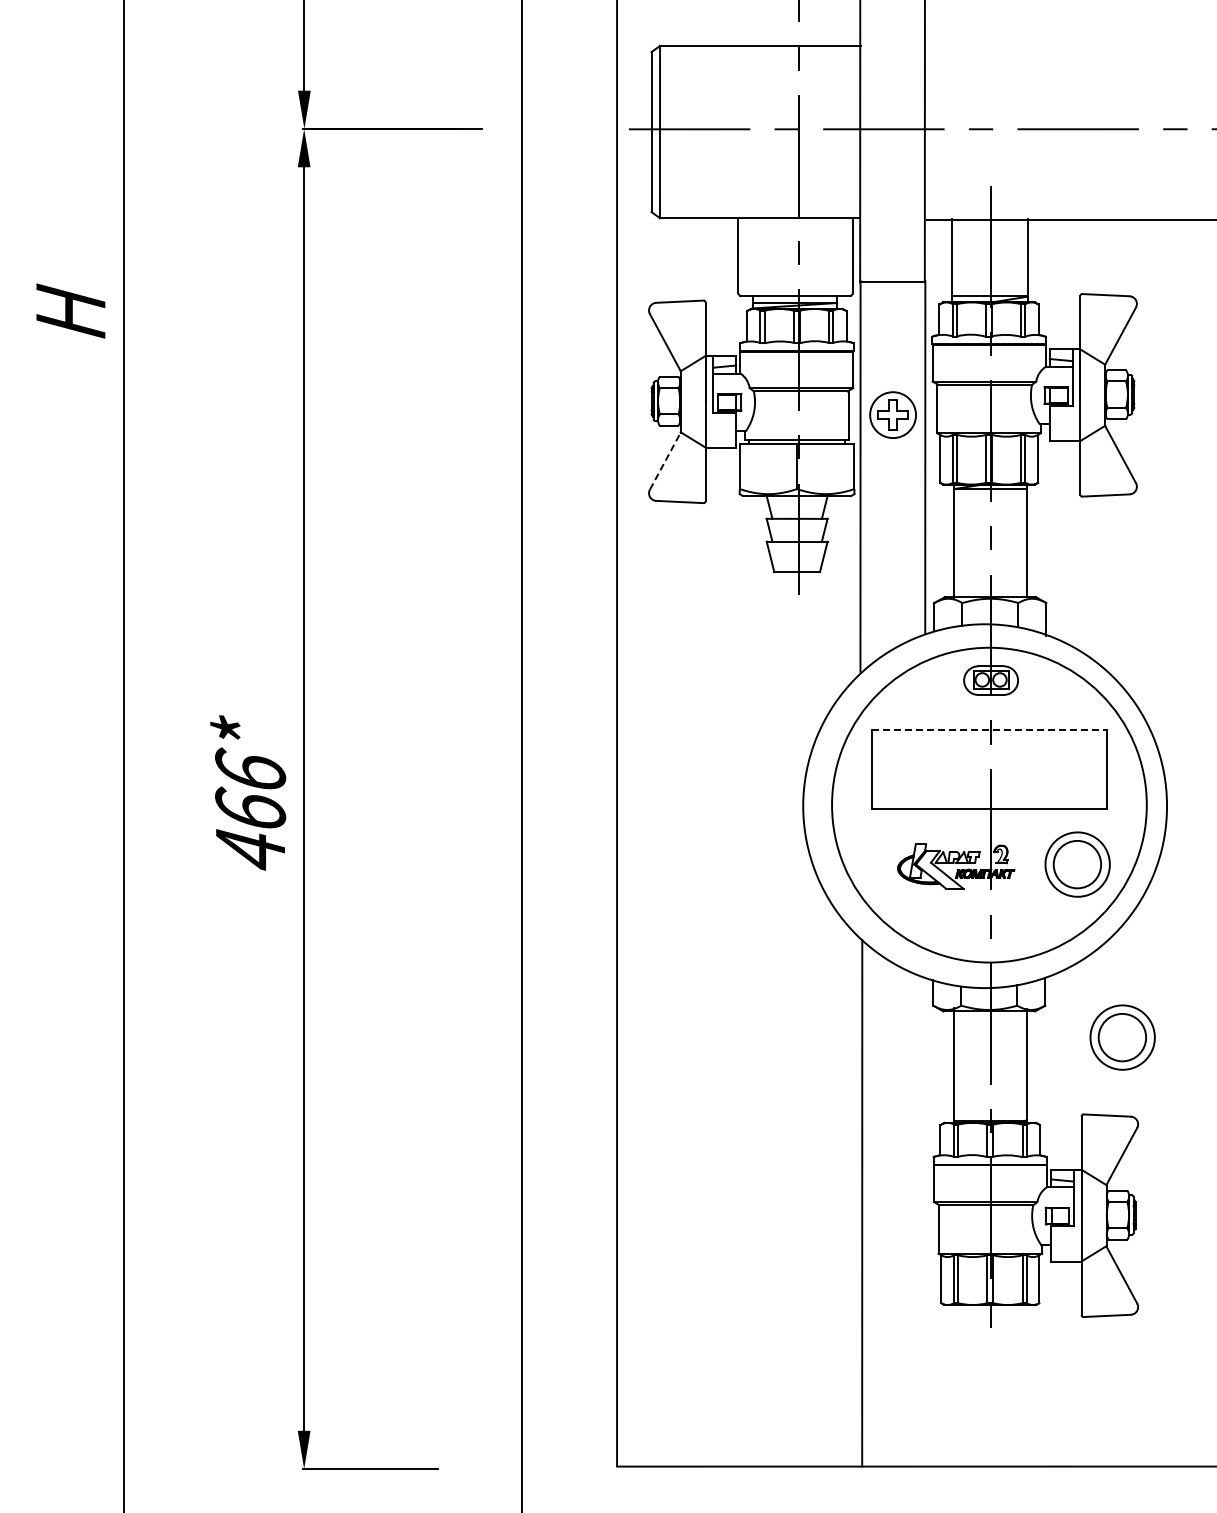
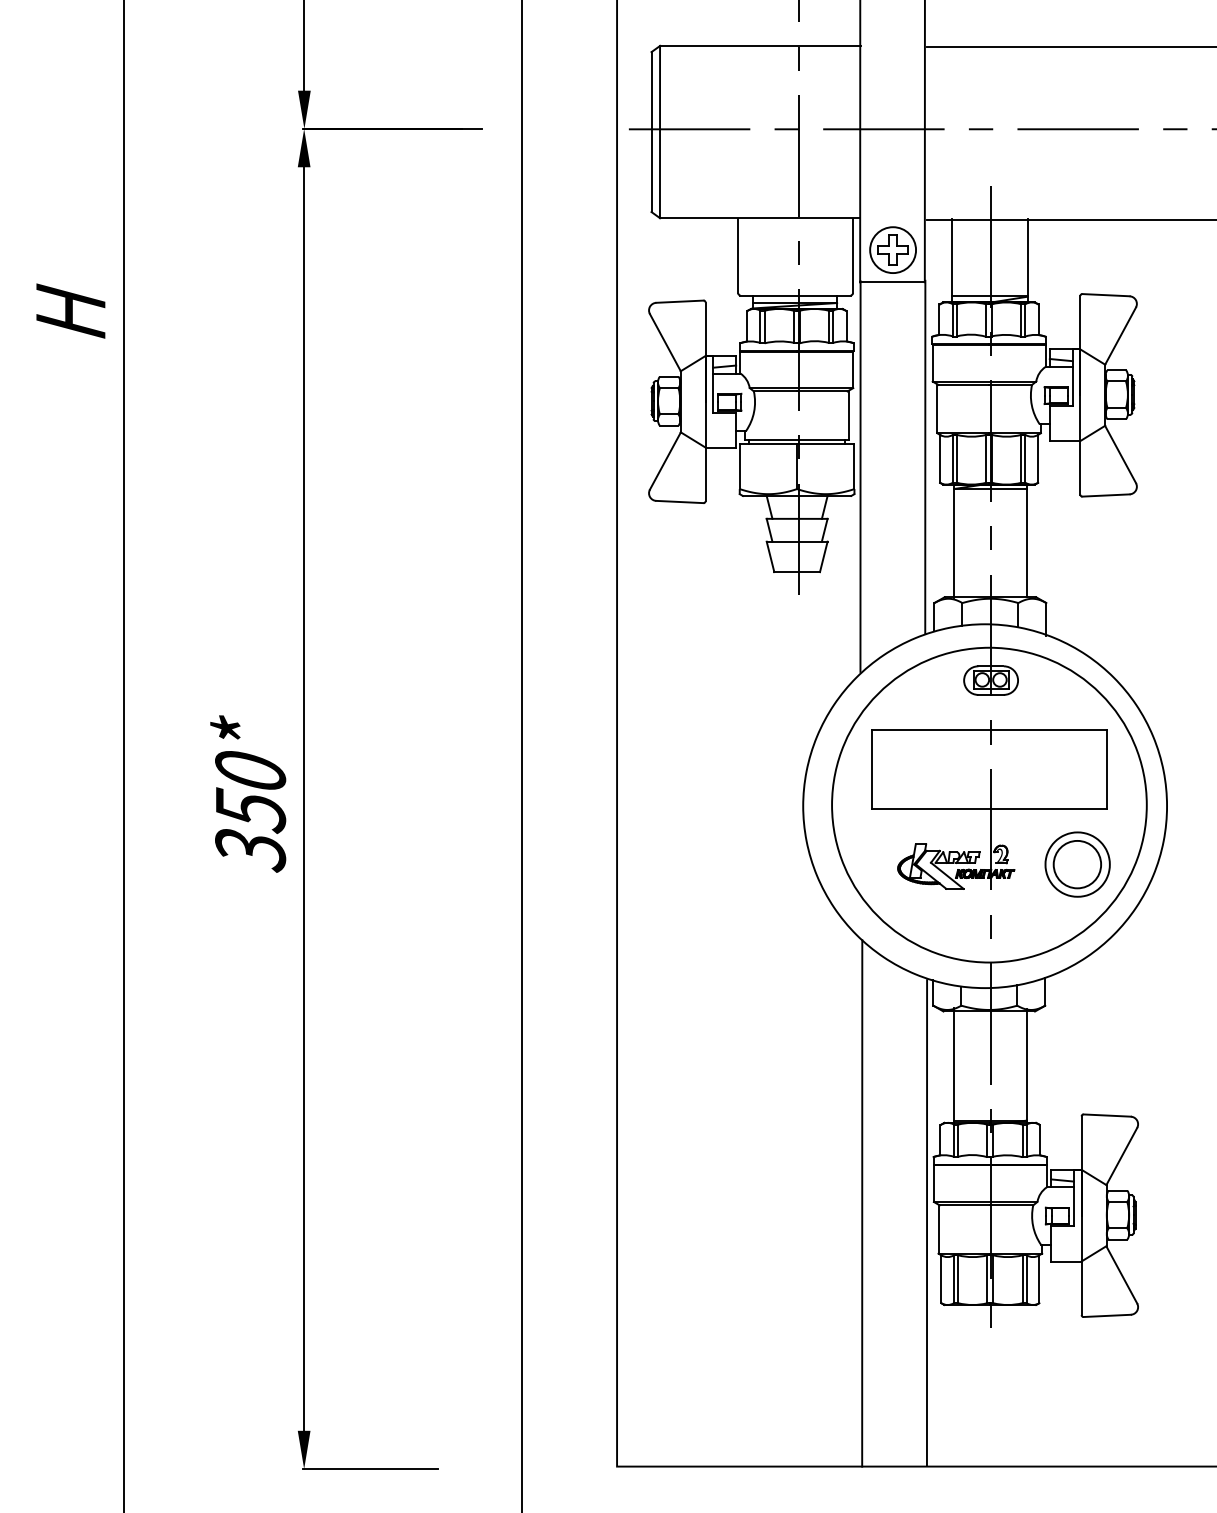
line: none -> present (1069, 46)
part position: (892, 414) -> (892, 249) (892, 249)
line: dashed -> solid (665, 460)
line: dashed -> solid (989, 730)
text: 466* -> 350* (250, 809)
part: present -> none (1122, 1037)
line: none -> present (926, 1222)
